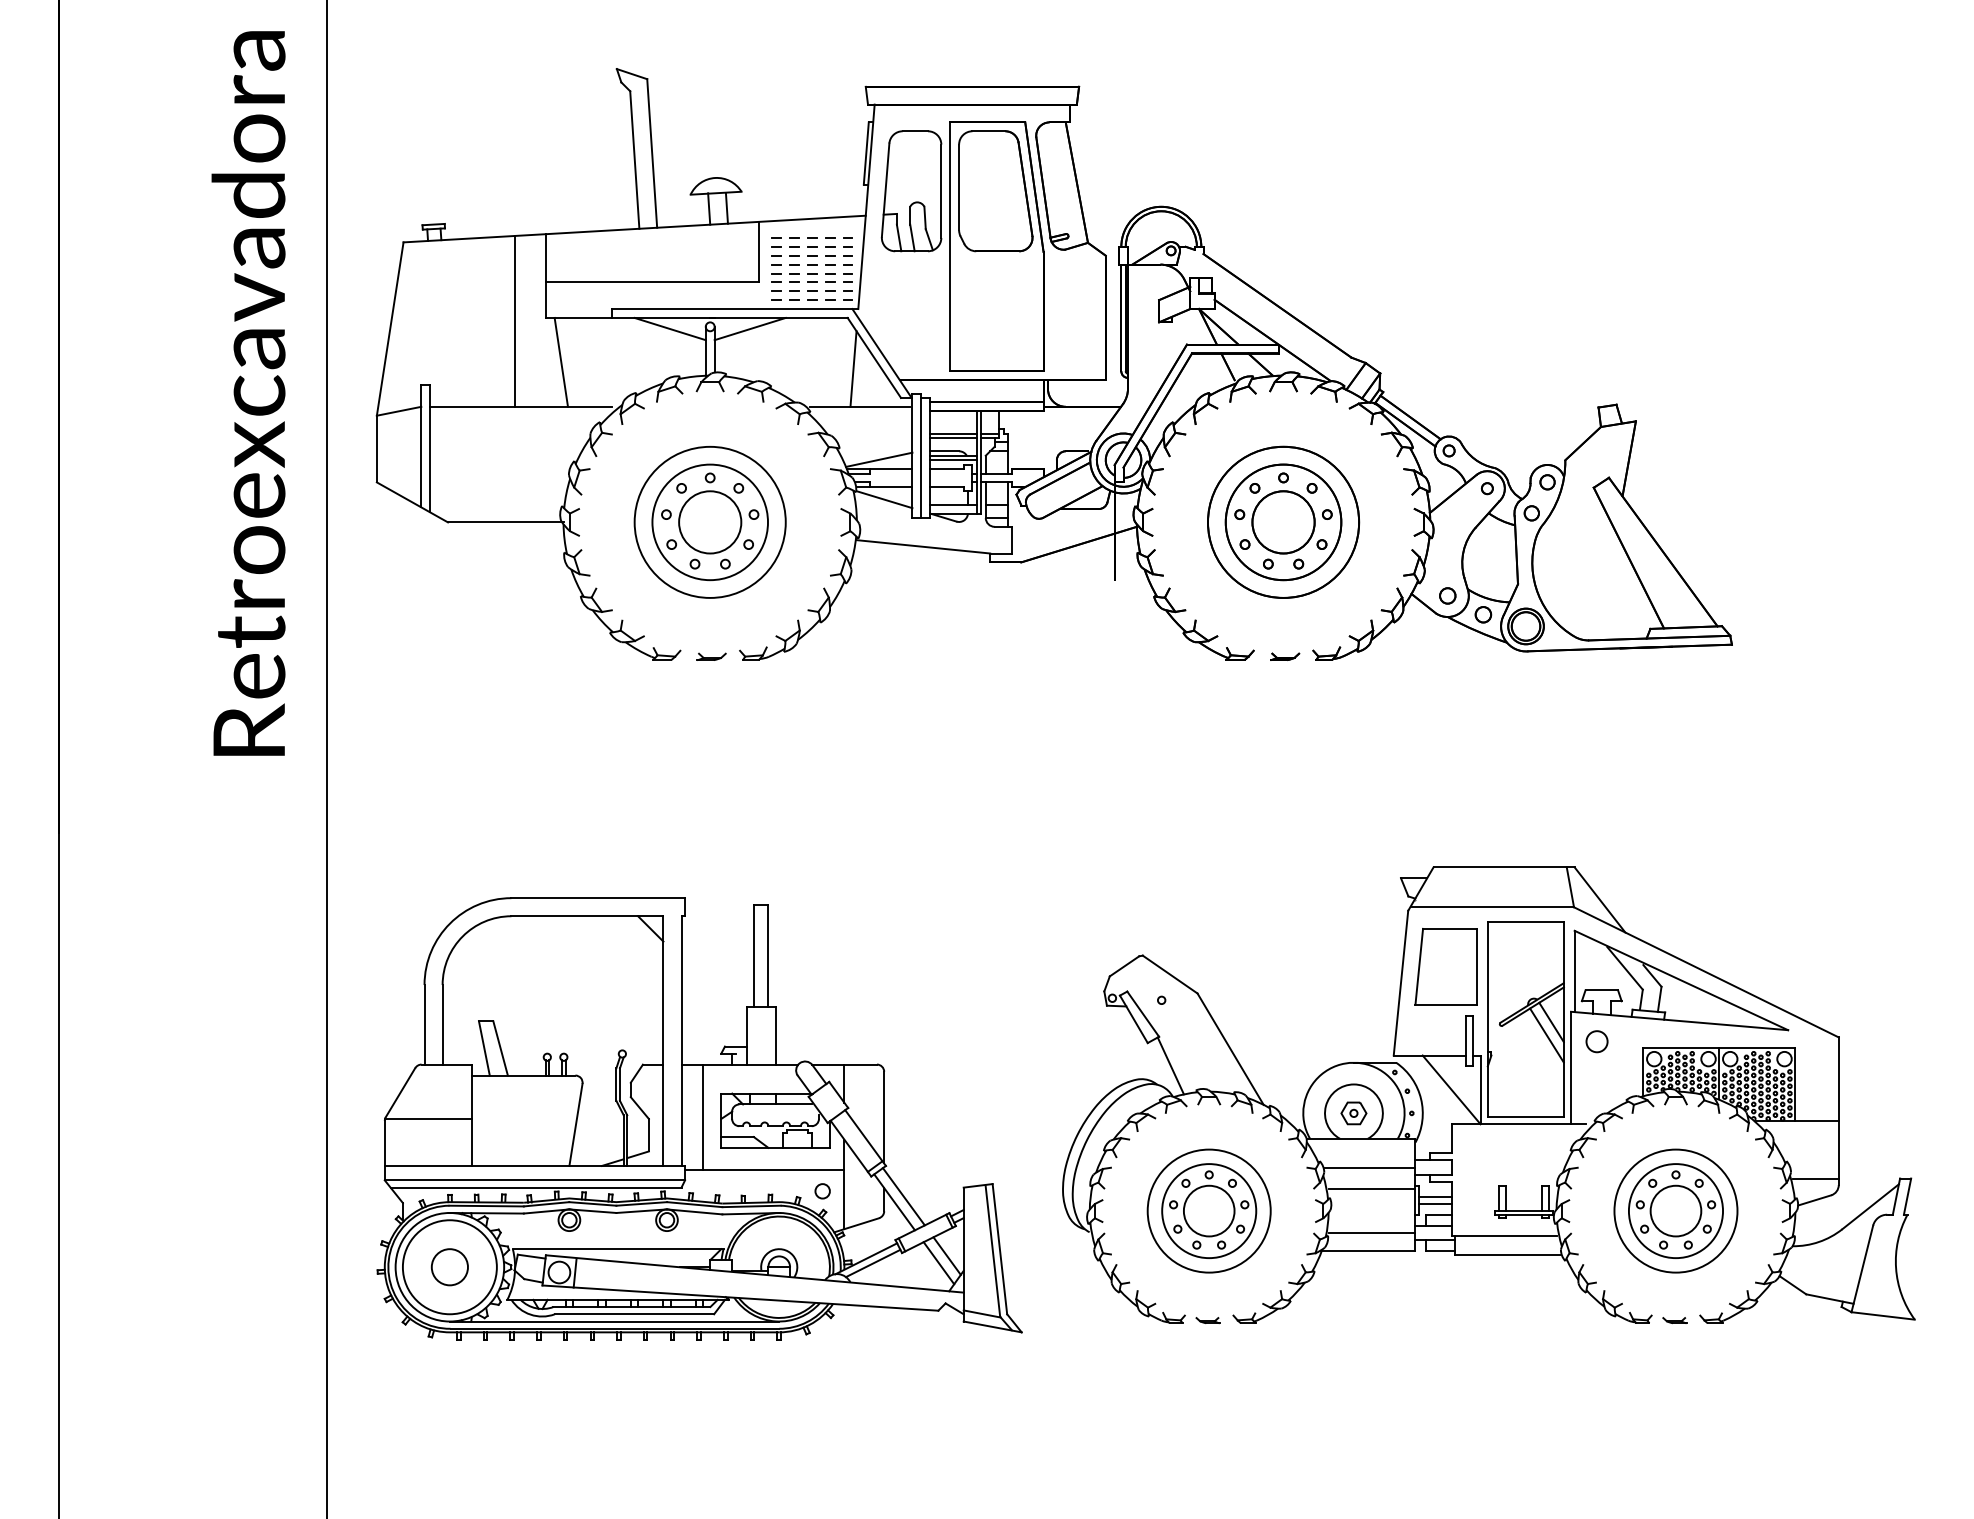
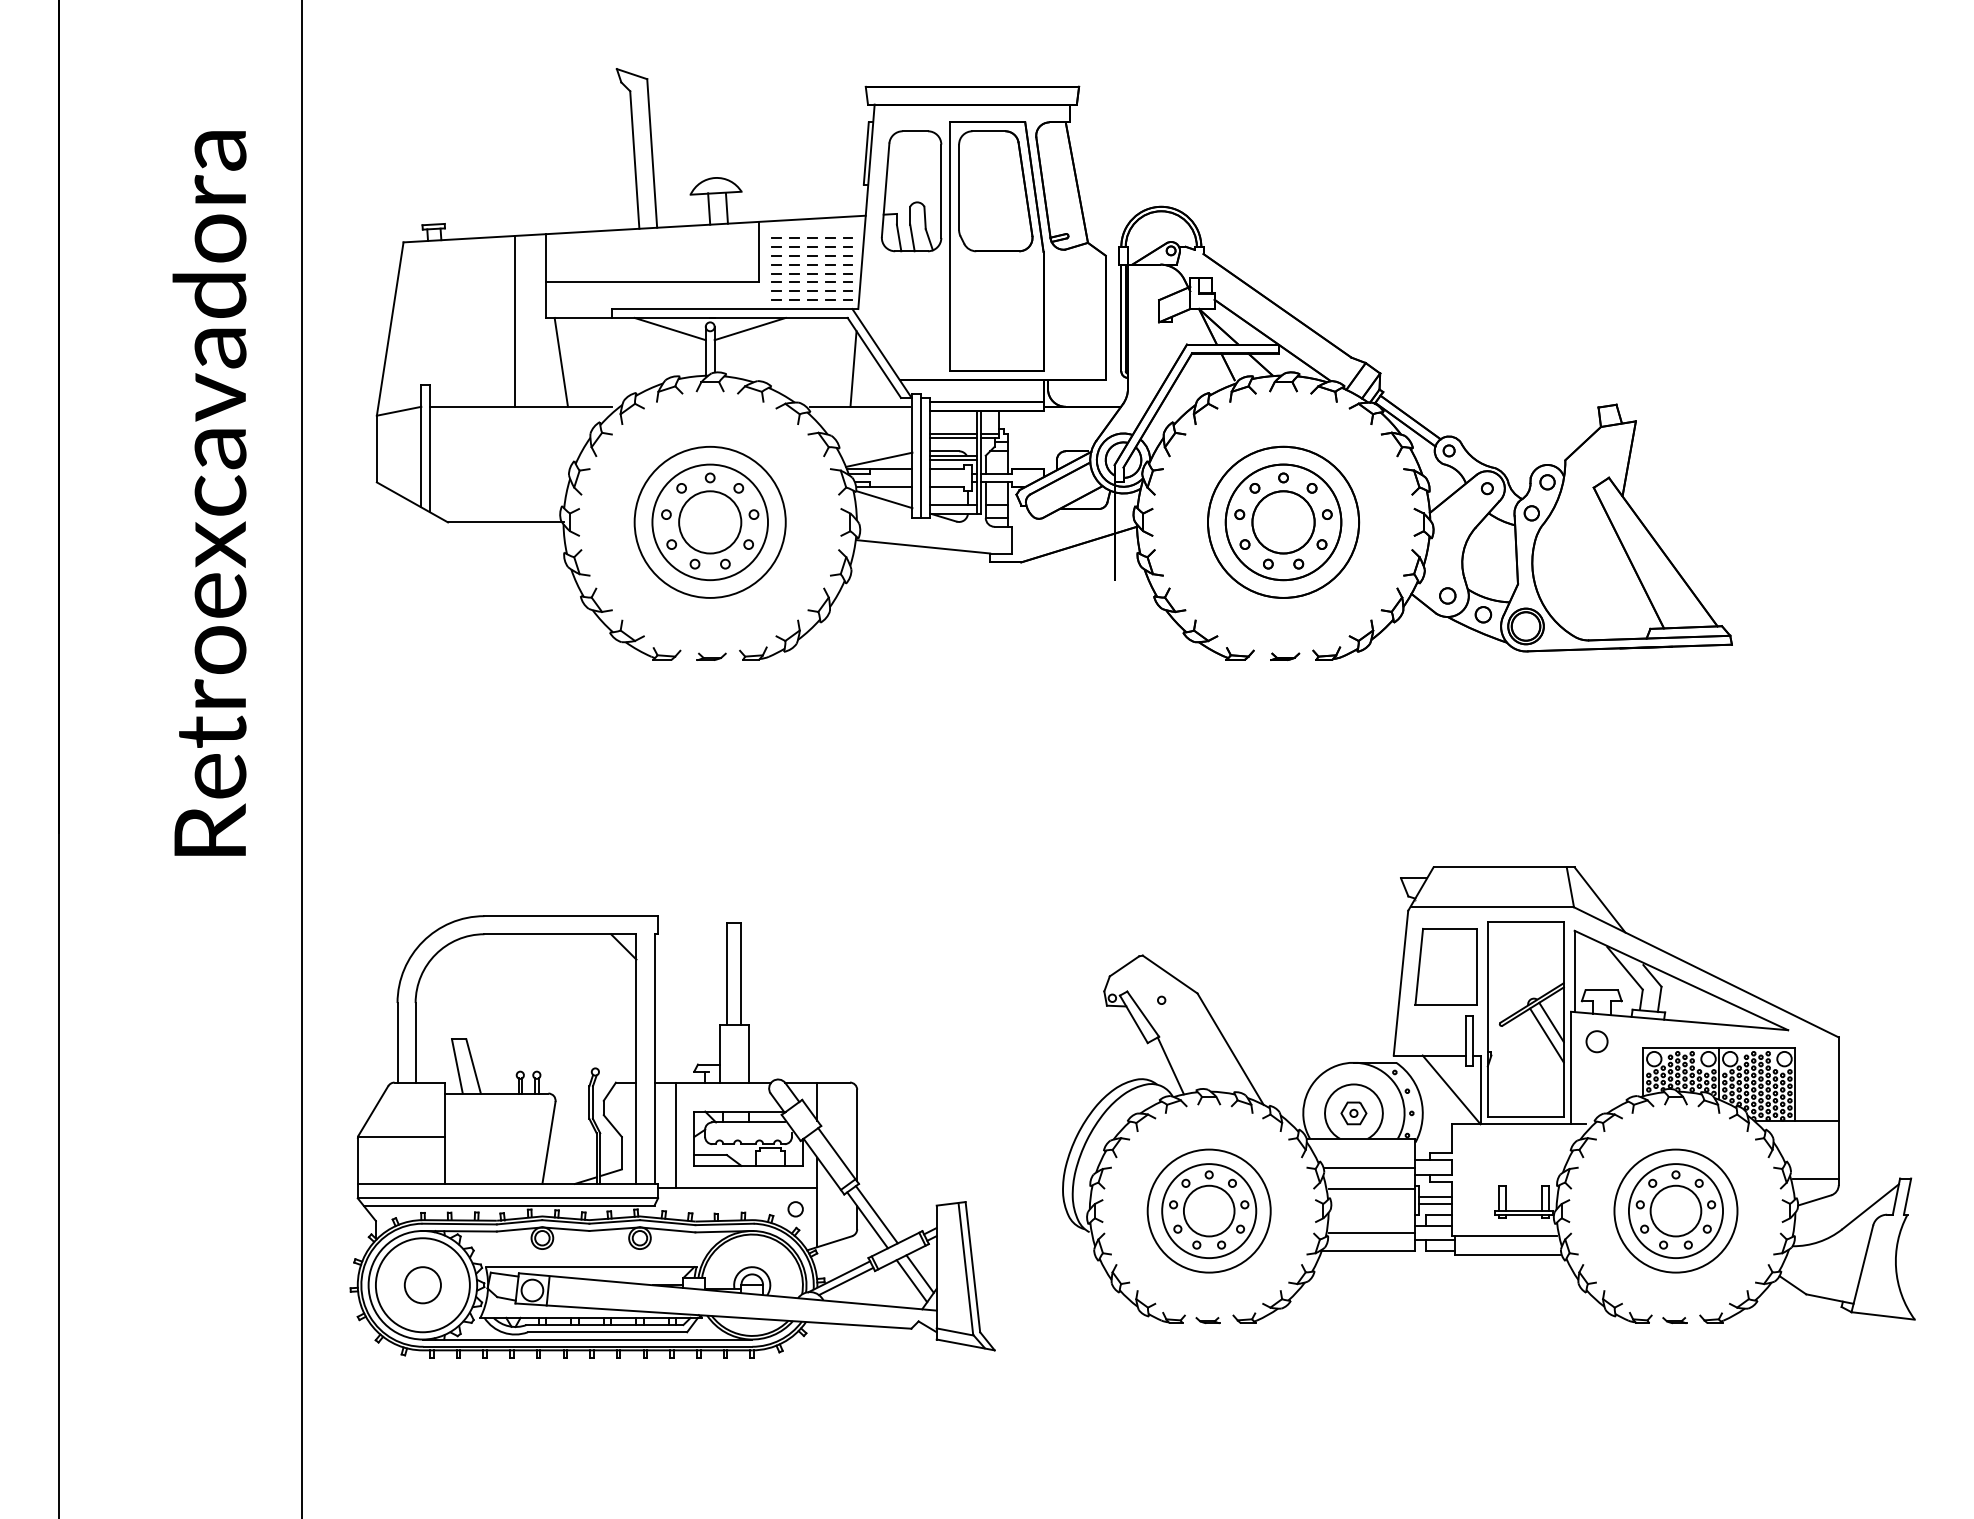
text position: (248, 393) -> (209, 493) (209, 493)
line position: (326, 758) -> (301, 758) (301, 758)
part position: (699, 1118) -> (672, 1136) (672, 1136)
